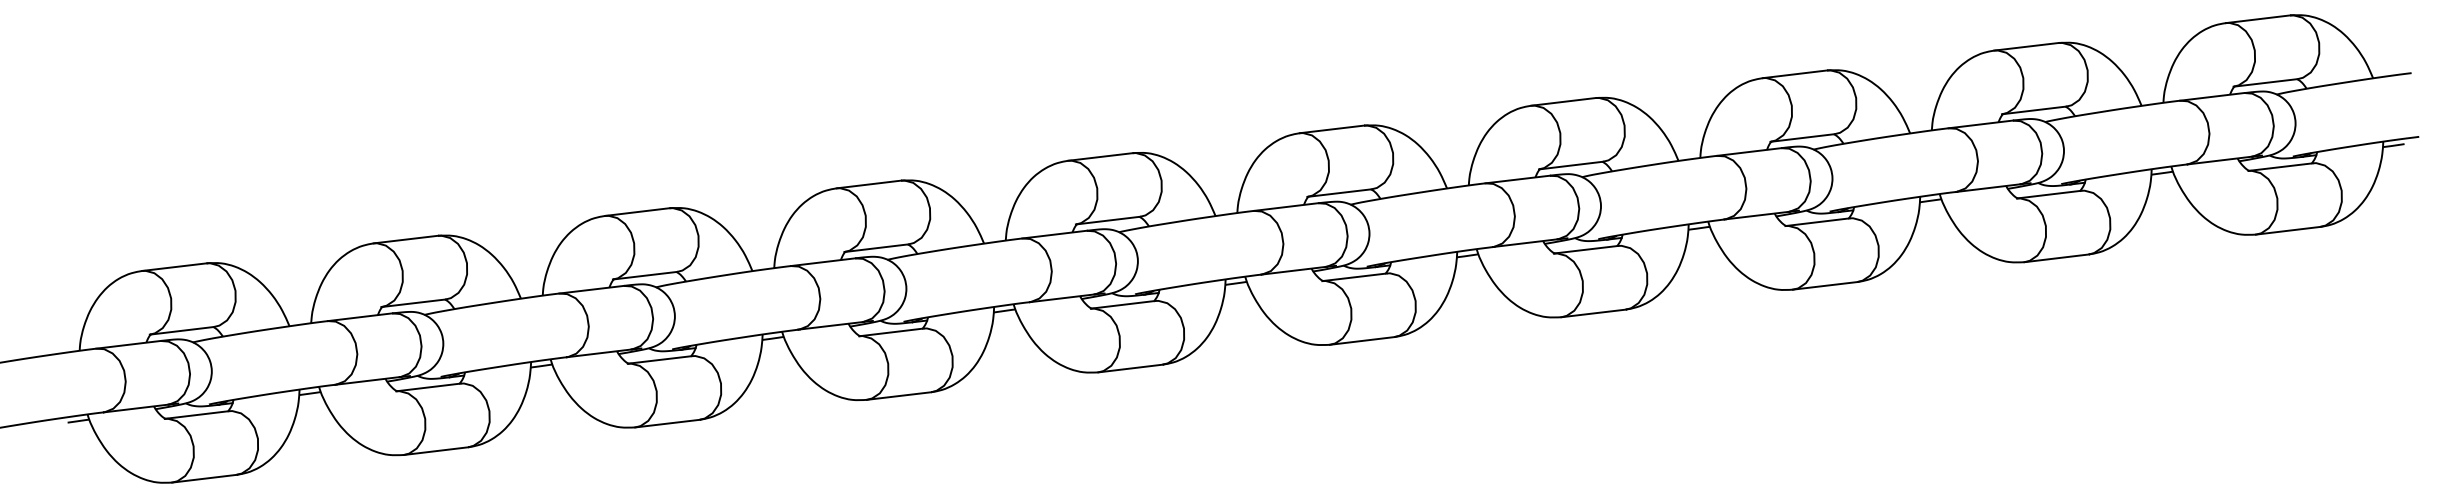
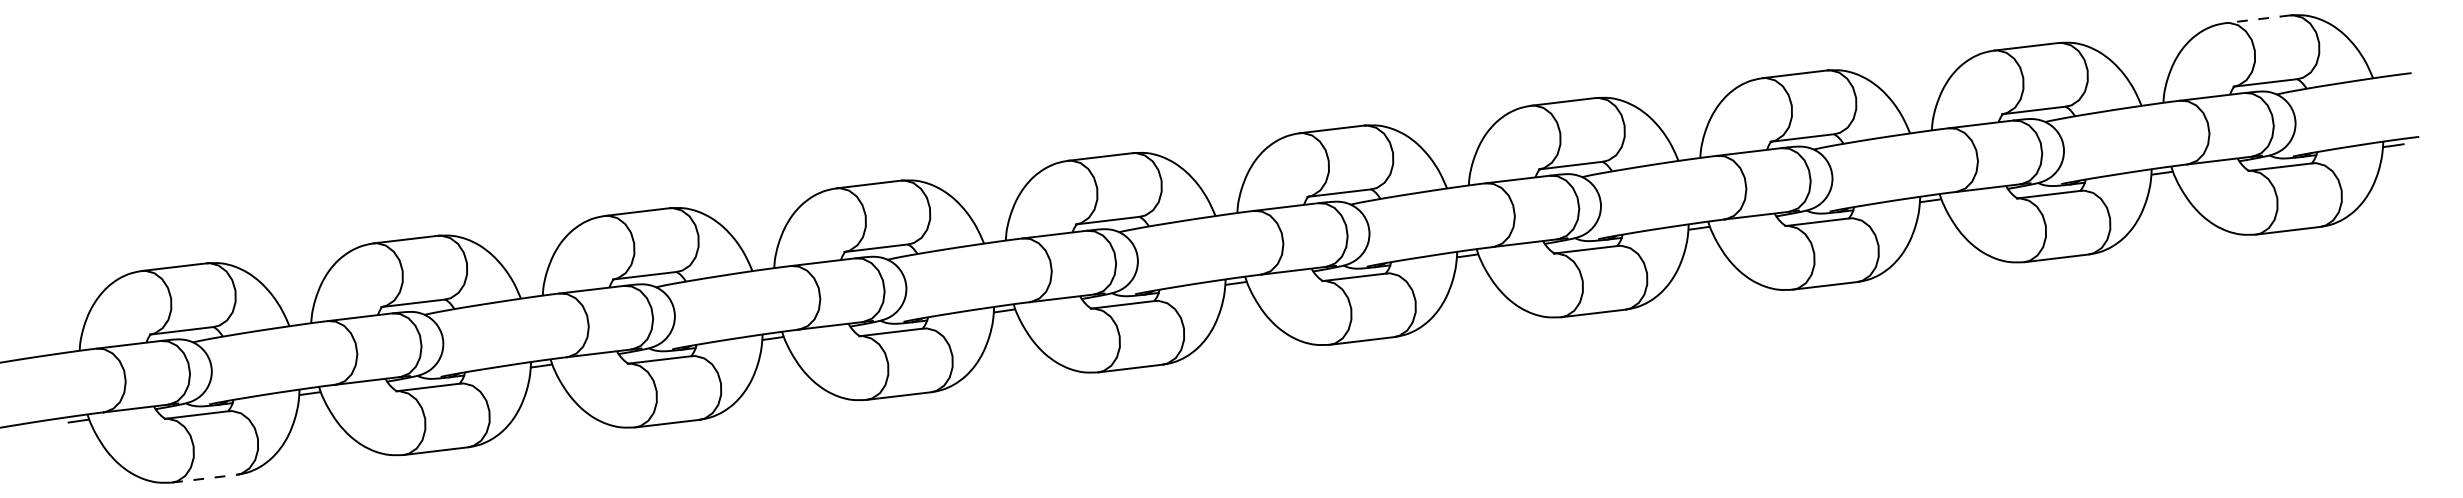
line: solid -> dashed (2257, 19)
line: solid -> dashed (204, 478)
